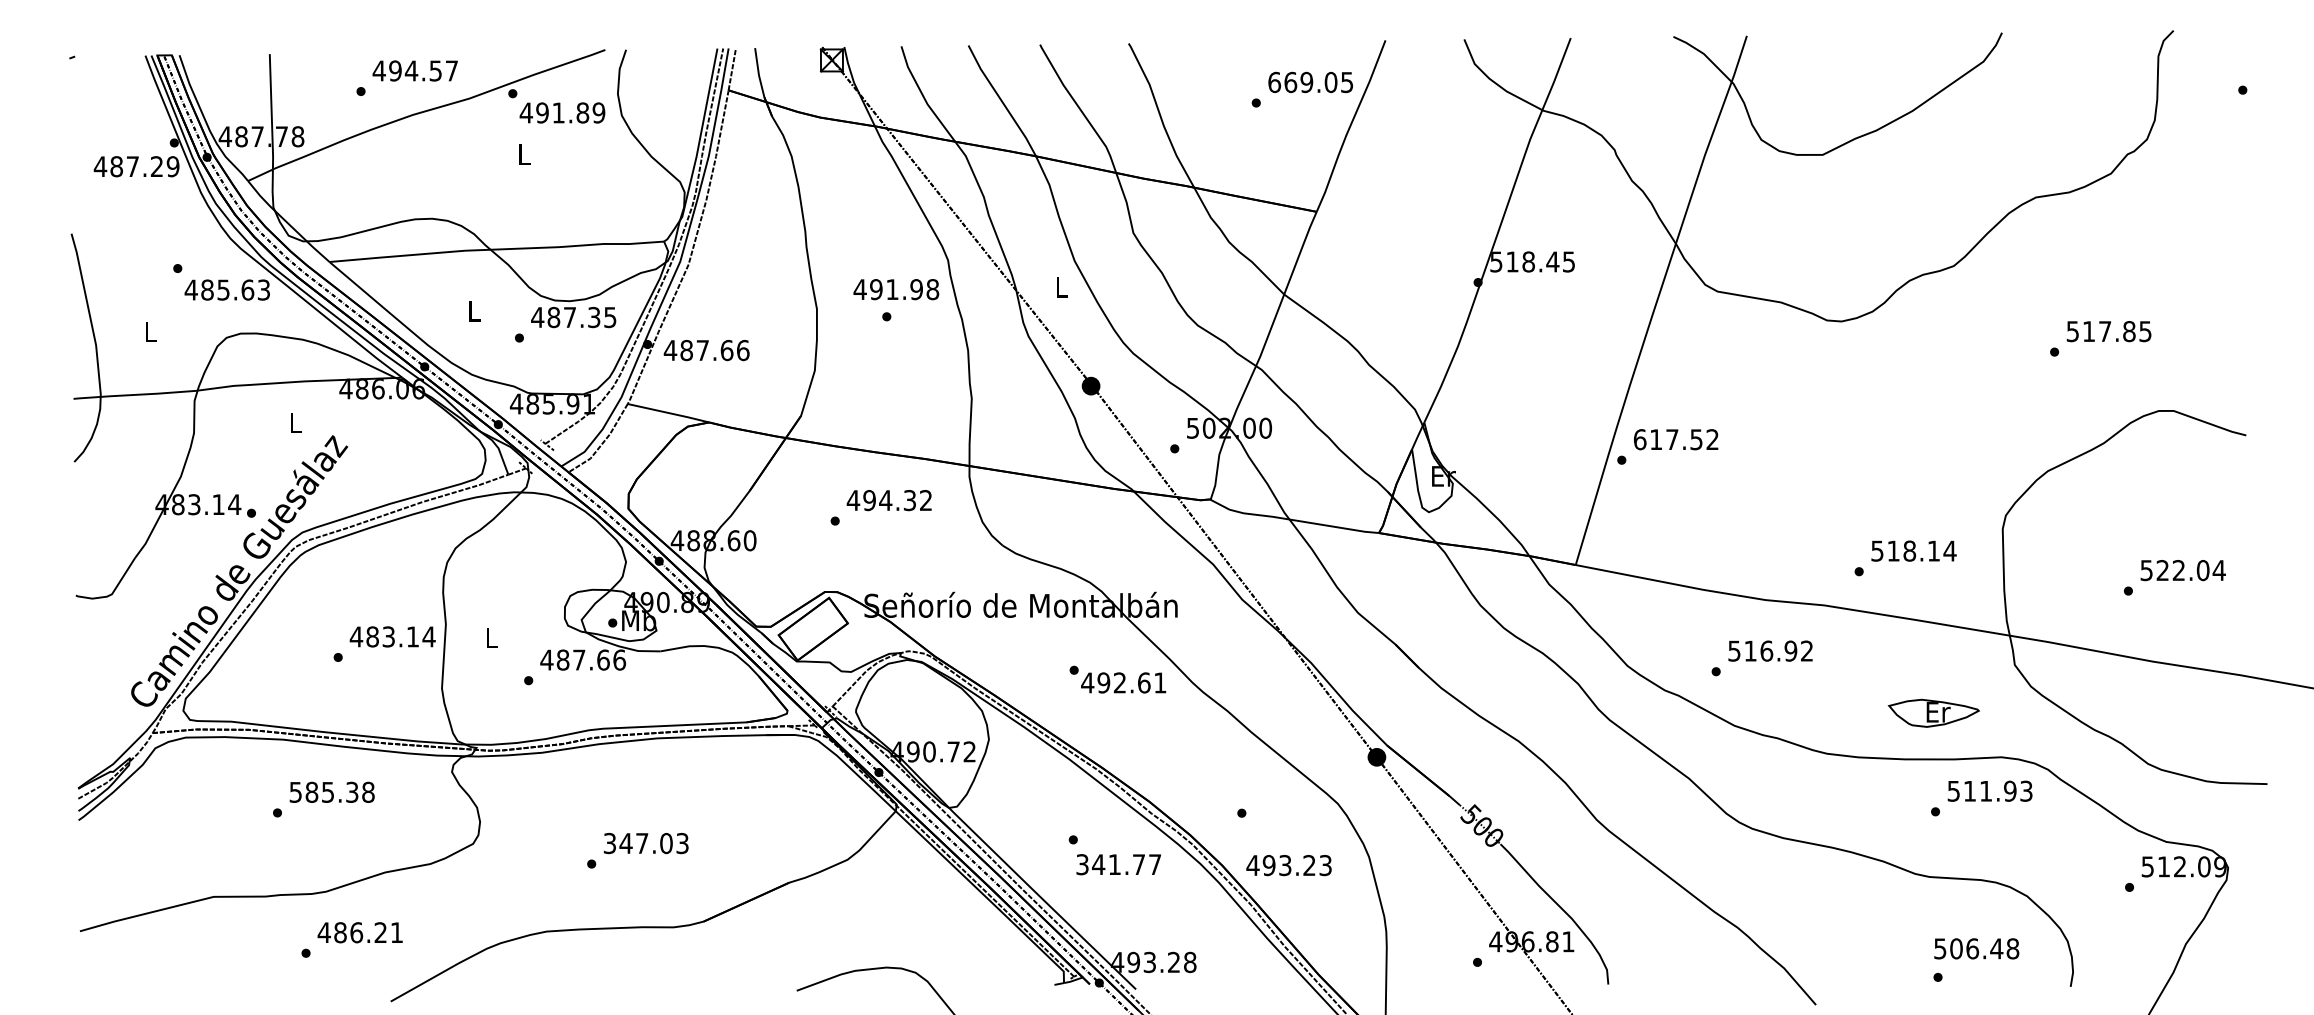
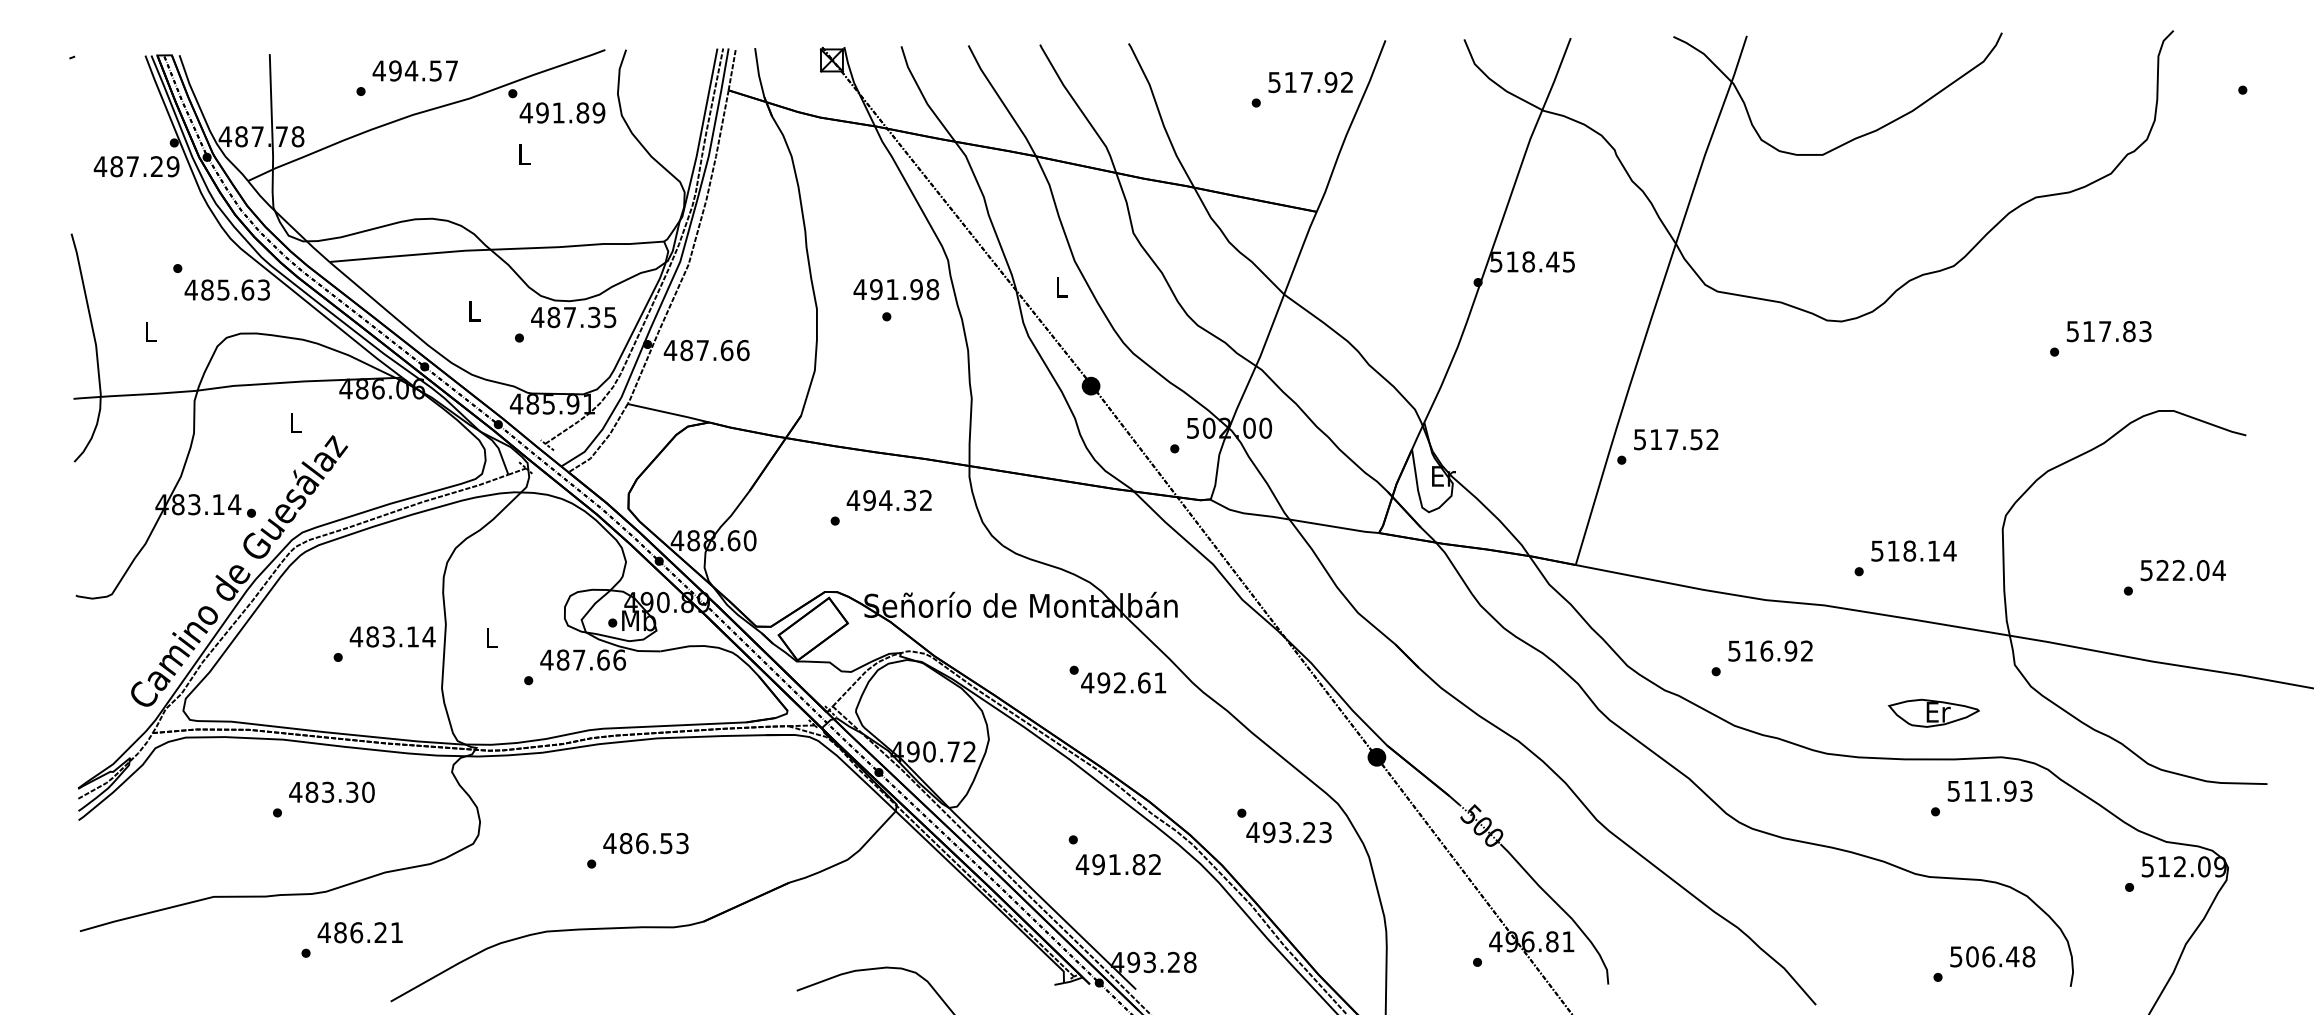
text: 669.05 -> 517.92 (1310, 82)
text: 517.85 -> 517.83 (2145, 331)
text: 617.52 -> 517.52 (1639, 439)
text: 585.38 -> 483.30 (331, 791)
text: 347.03 -> 486.53 (637, 843)
text: 341.77 -> 491.82 (1118, 864)
text position: (1288, 865) -> (1288, 832) (1288, 832)
text position: (1976, 948) -> (1992, 956) (1992, 956)
